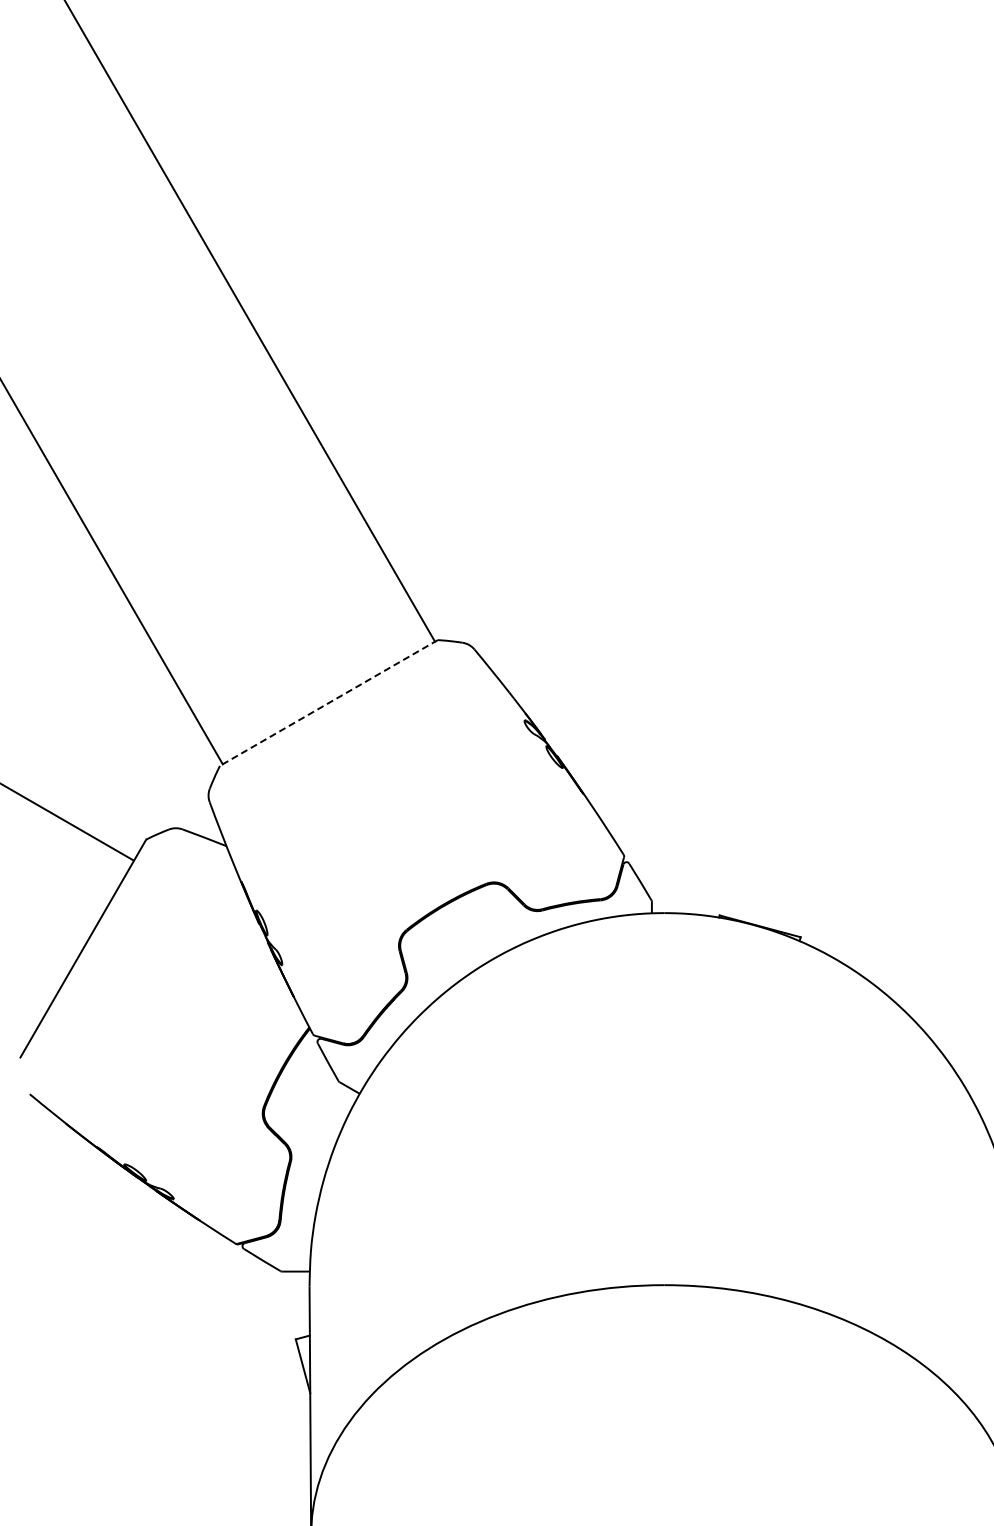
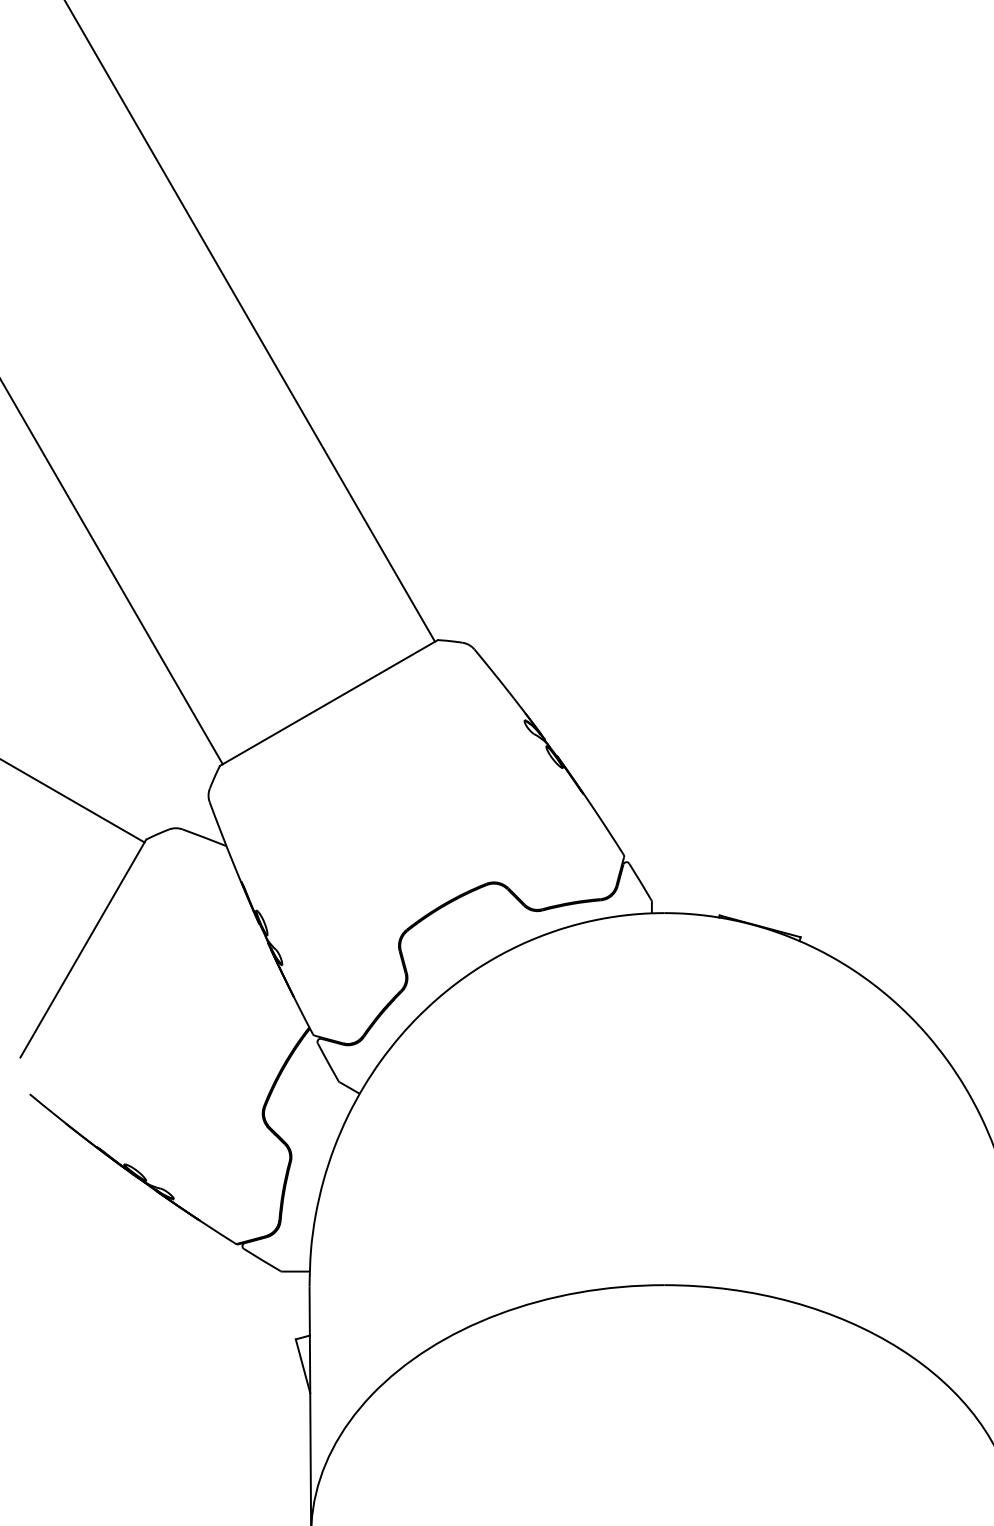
line: dashed -> solid (328, 703)
line position: (67, 822) -> (73, 801) (73, 801)
